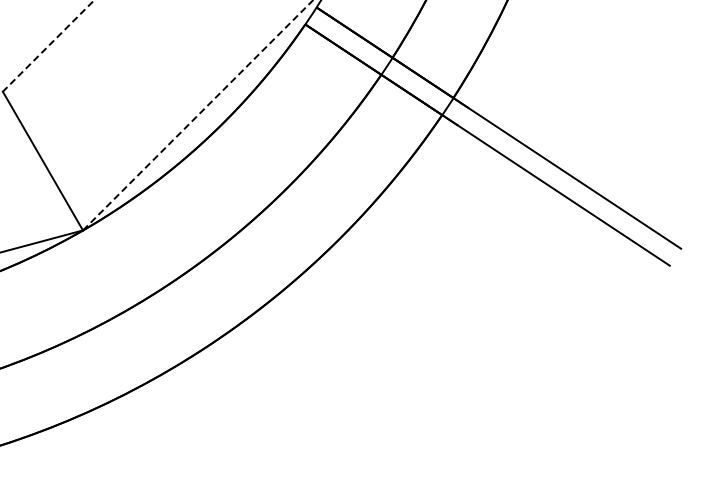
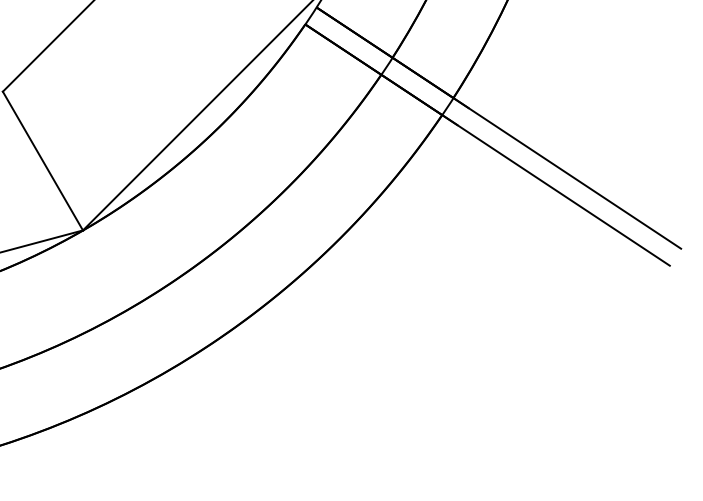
line: dashed -> solid (48, 46)
line: dashed -> solid (198, 115)
